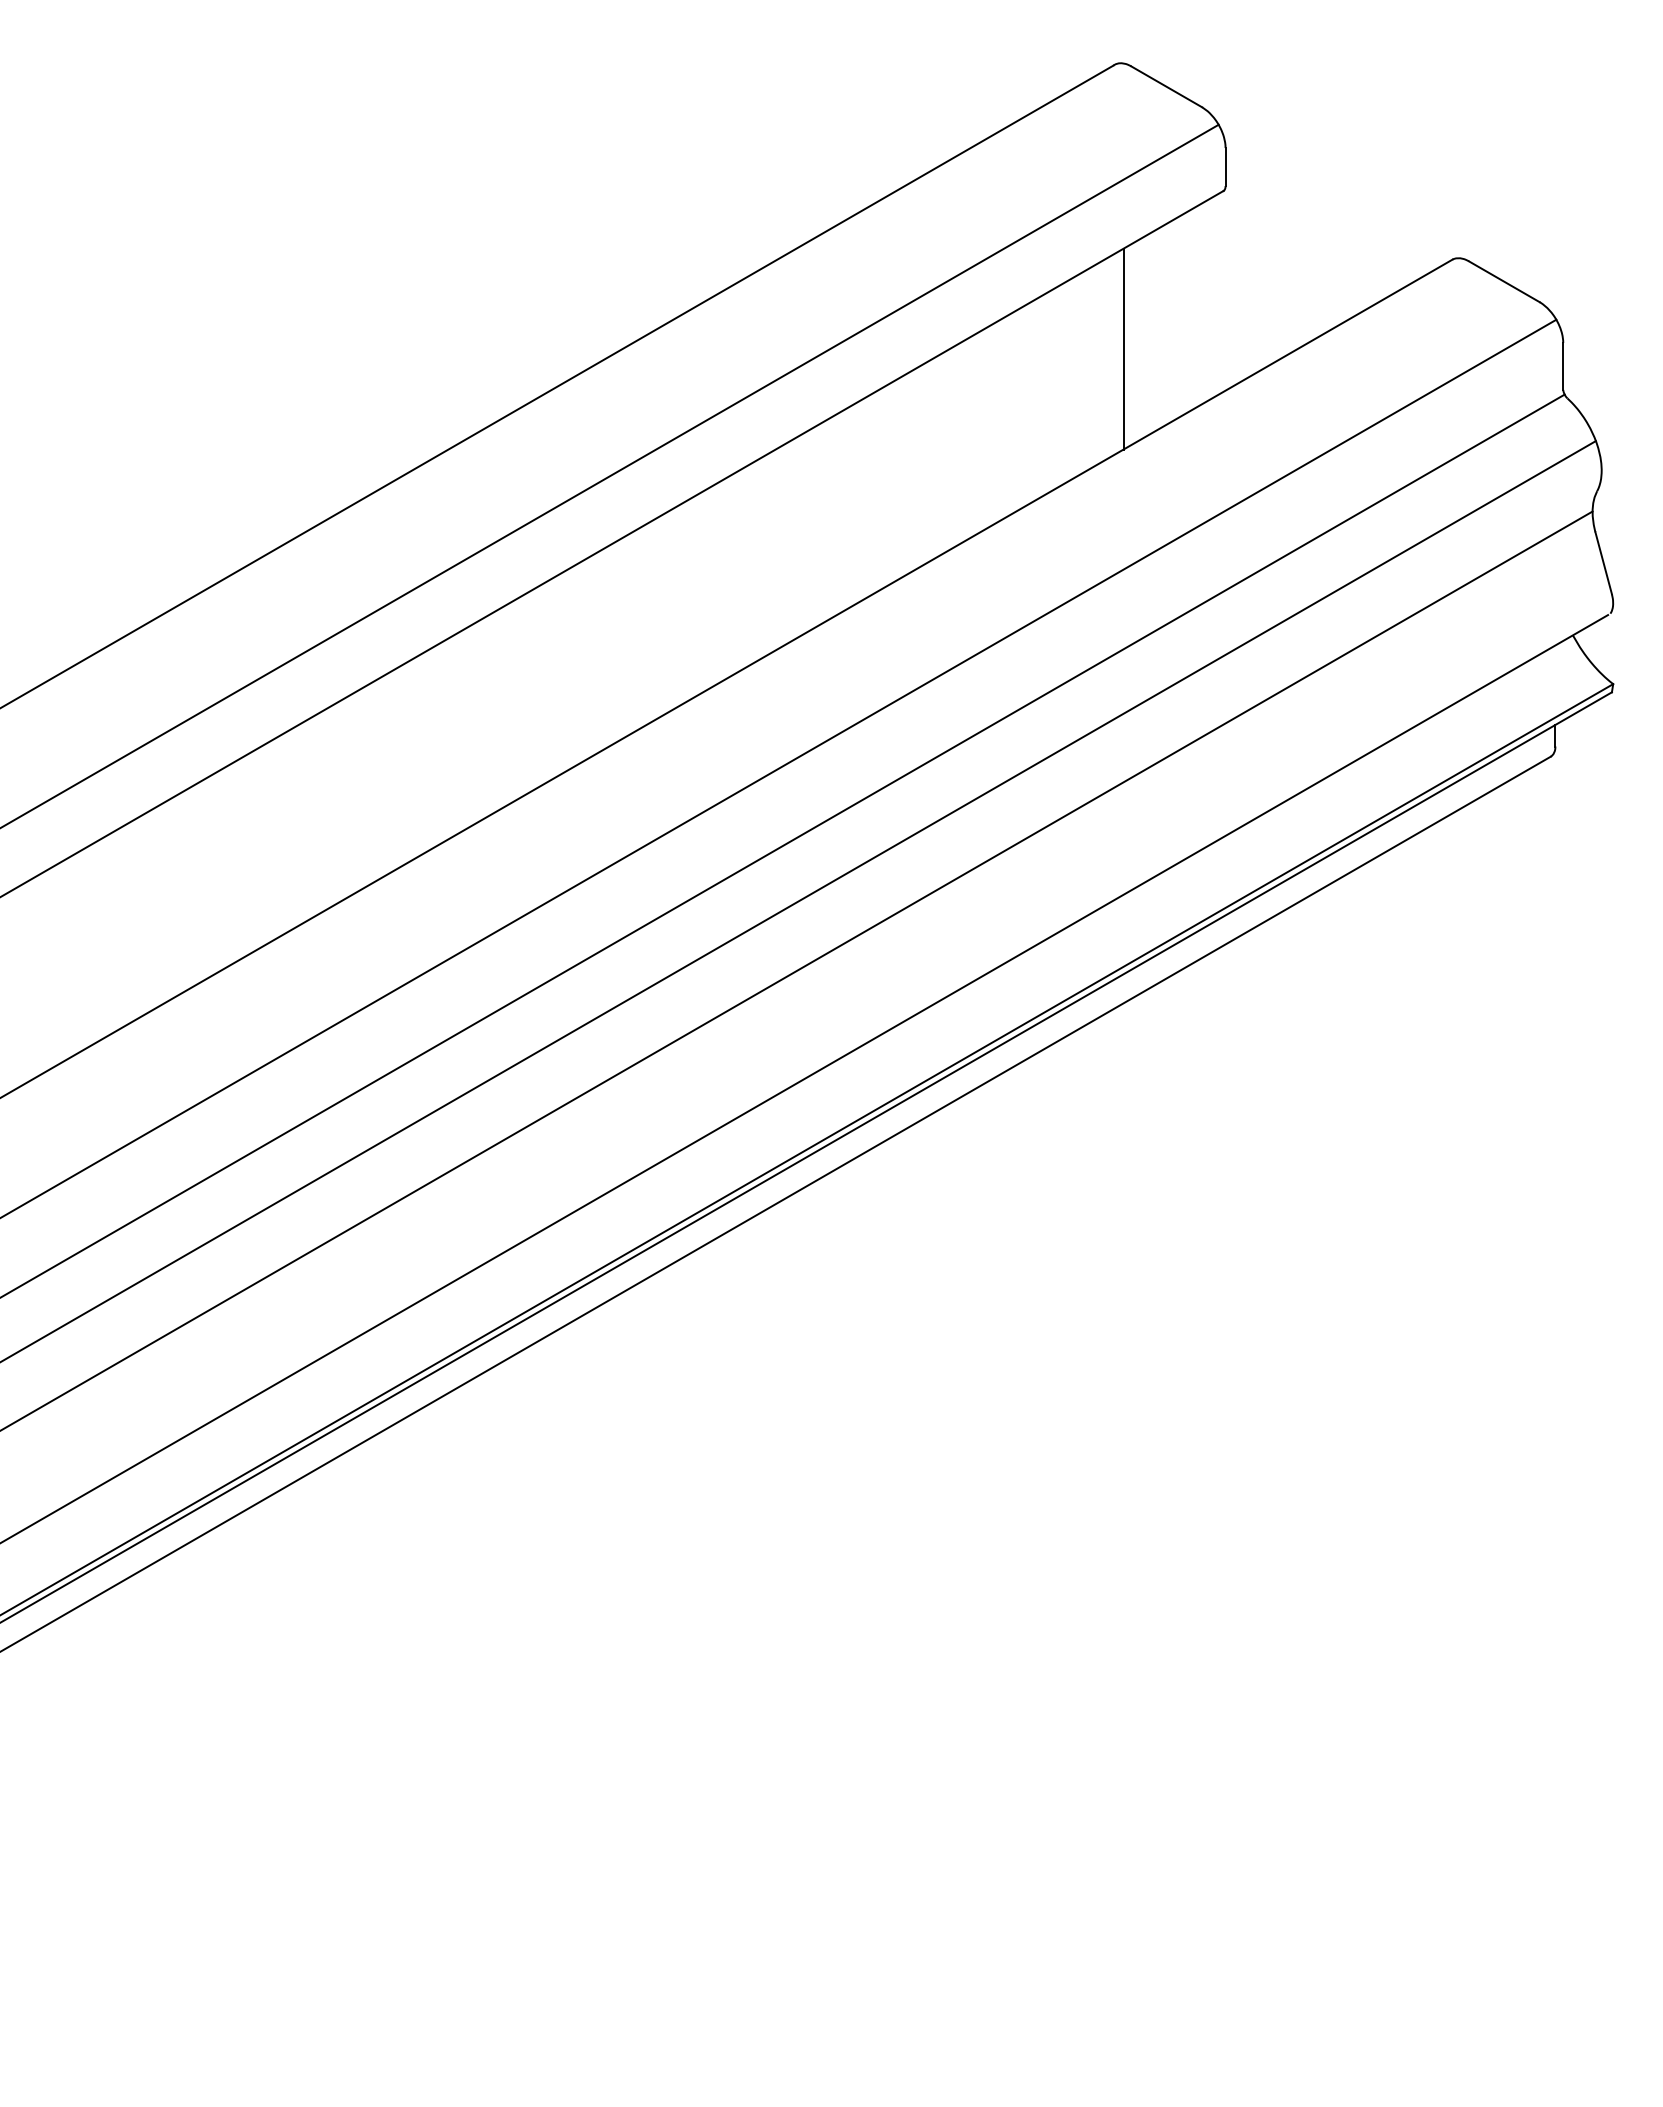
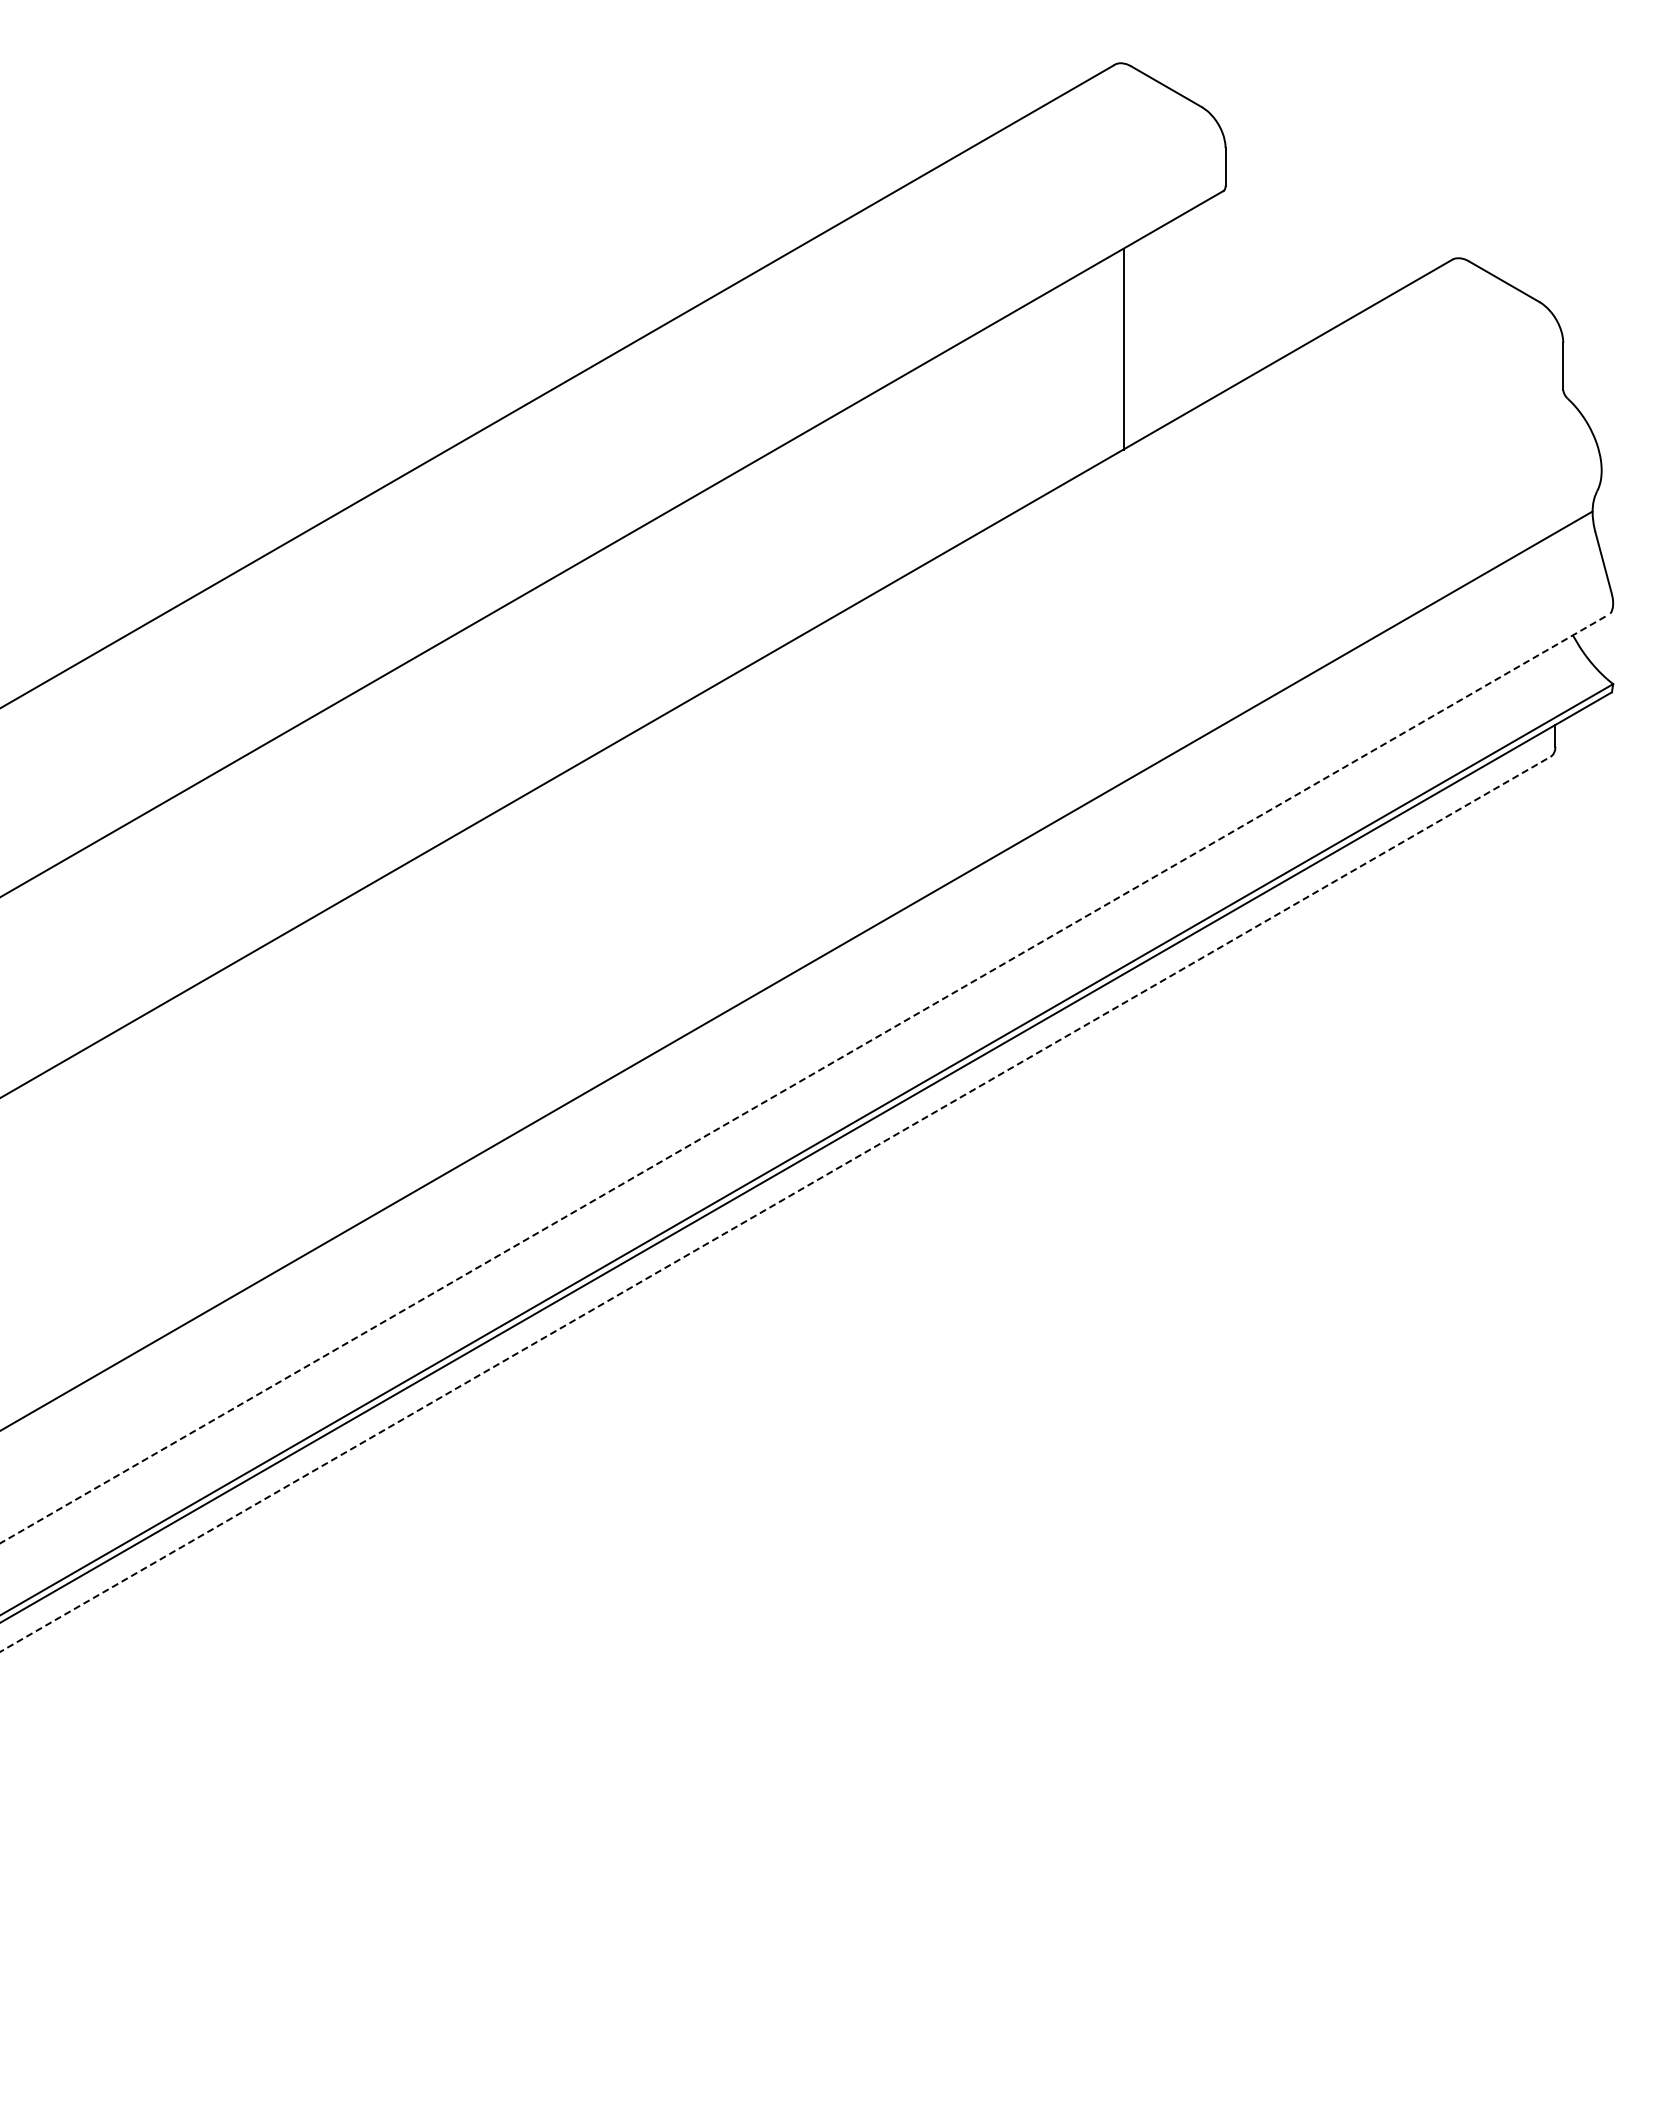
line: present -> none (610, 475)
line: present -> none (779, 767)
line: present -> none (783, 845)
line: present -> none (798, 901)
line: solid -> dashed (804, 1079)
line: solid -> dashed (775, 1204)
